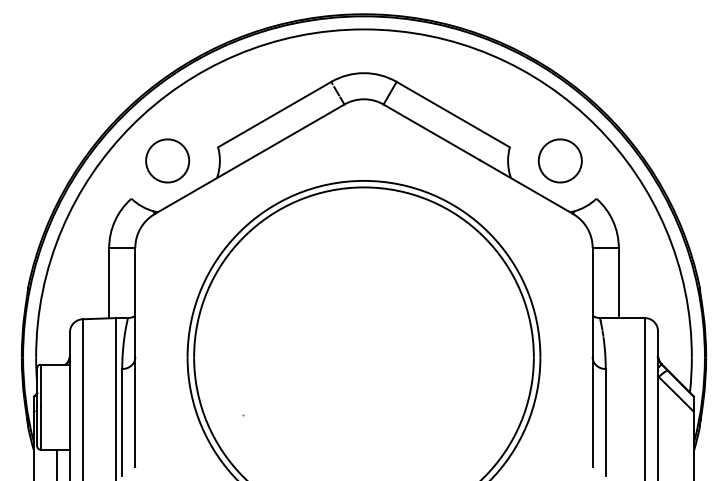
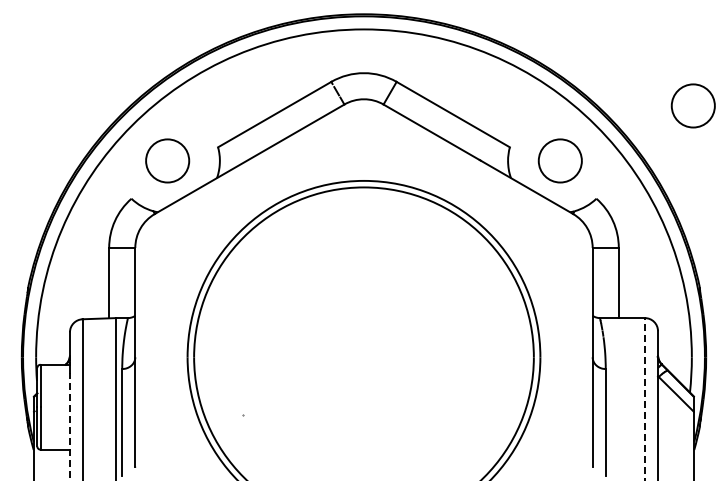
part: none -> present (692, 105)
line: solid -> dashed (644, 399)
line: solid -> dashed (69, 426)
line: present -> none (56, 463)
